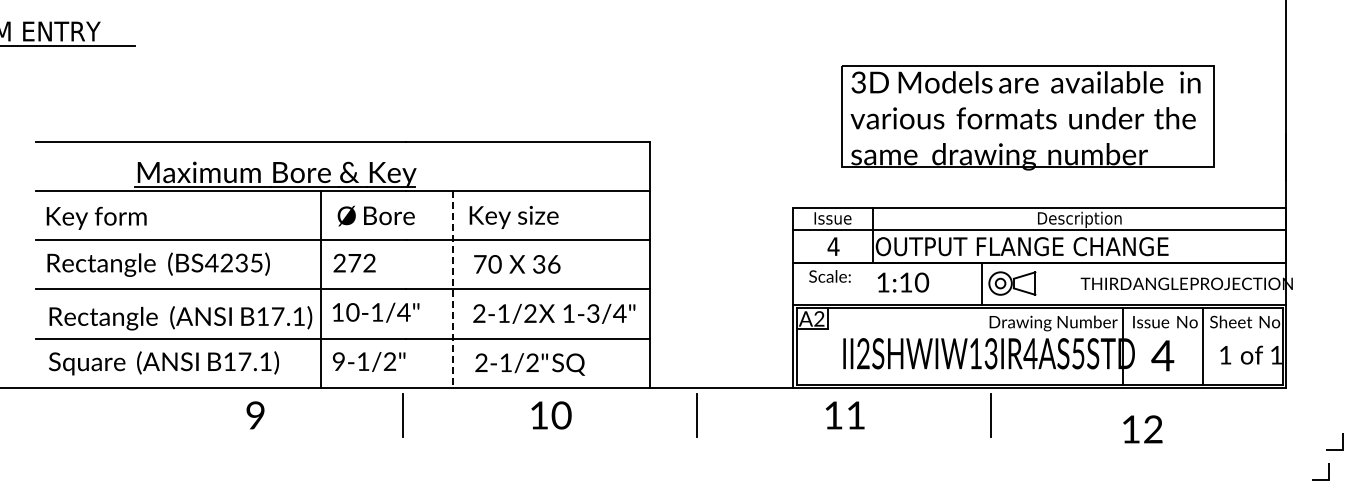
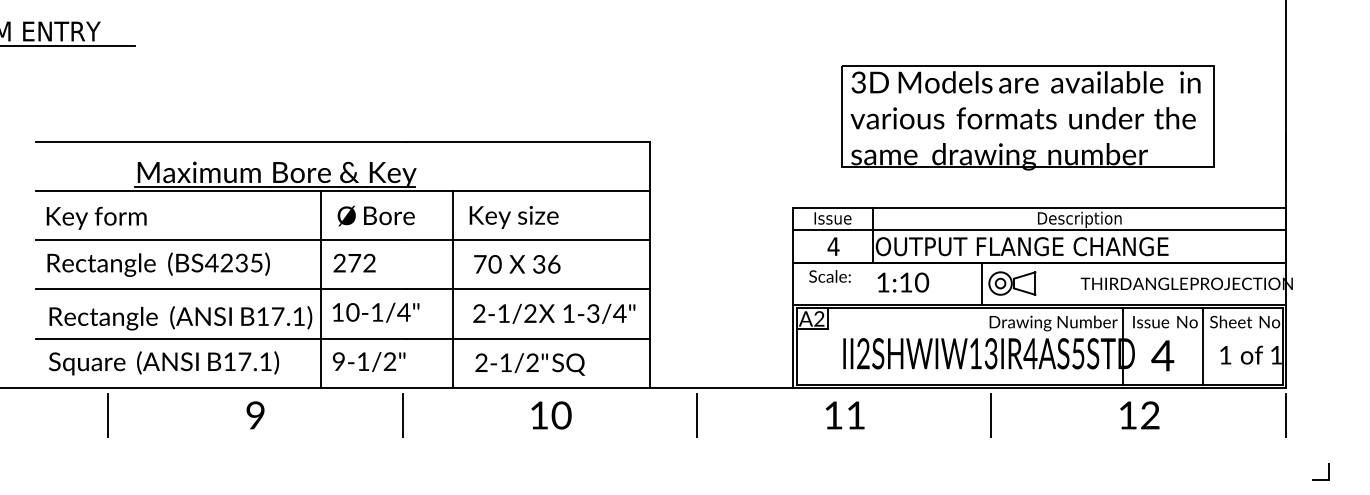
line: dashed -> solid (452, 289)
line: none -> present (108, 415)
line: none -> present (1285, 415)
text position: (1142, 429) -> (1139, 415) (1139, 415)
line: present -> none (1342, 441)
